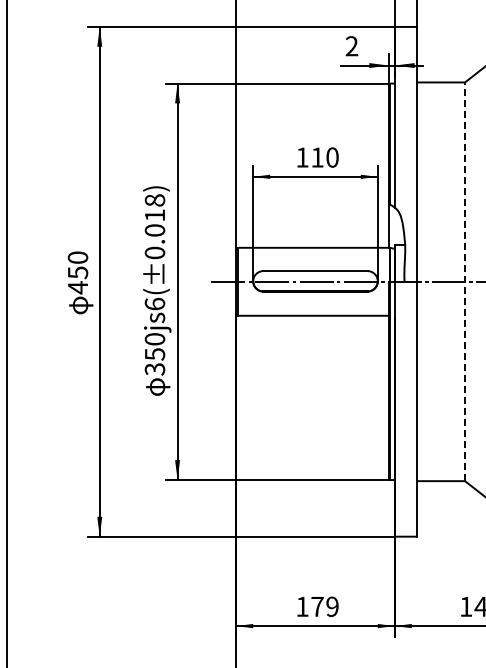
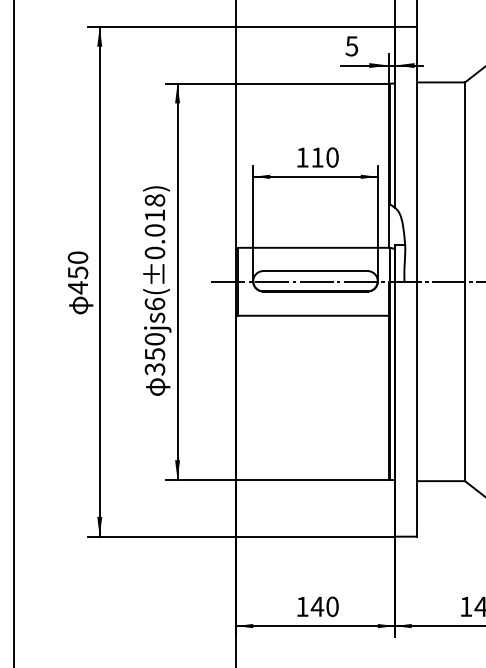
text: 2 -> 5 (351, 46)
line: dashed -> solid (465, 281)
line position: (7, 333) -> (14, 333) (14, 333)
text: 179 -> 140 (324, 606)
